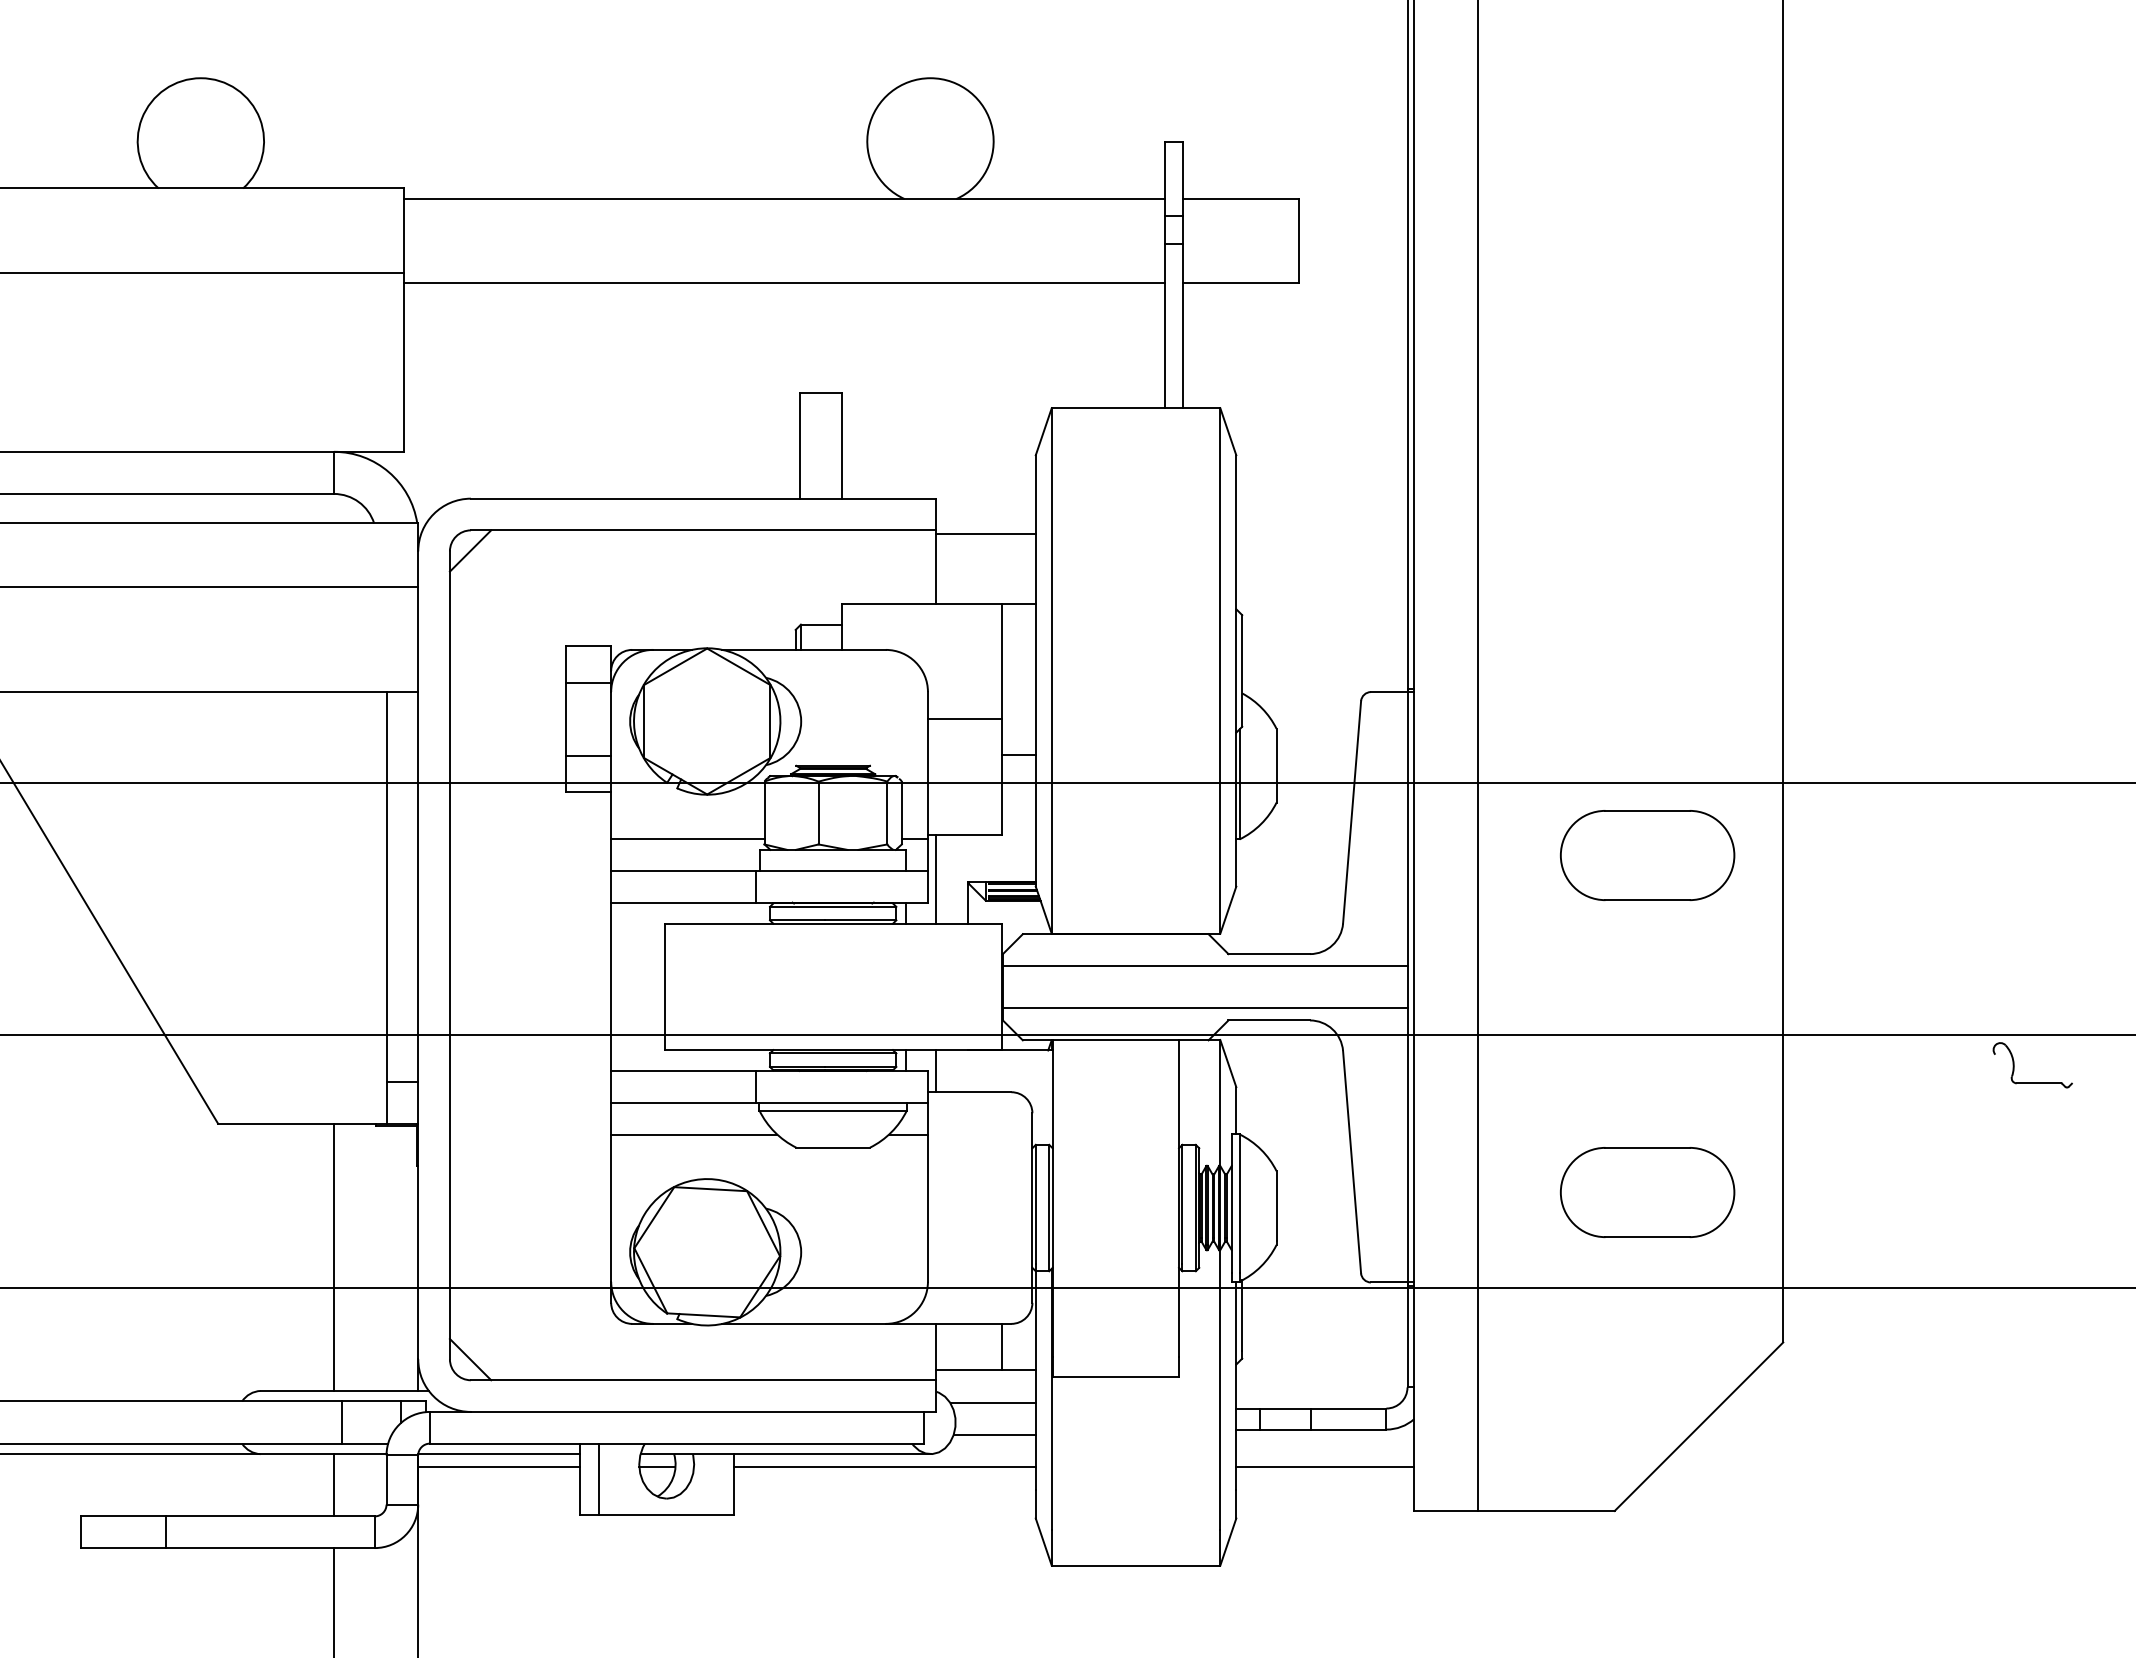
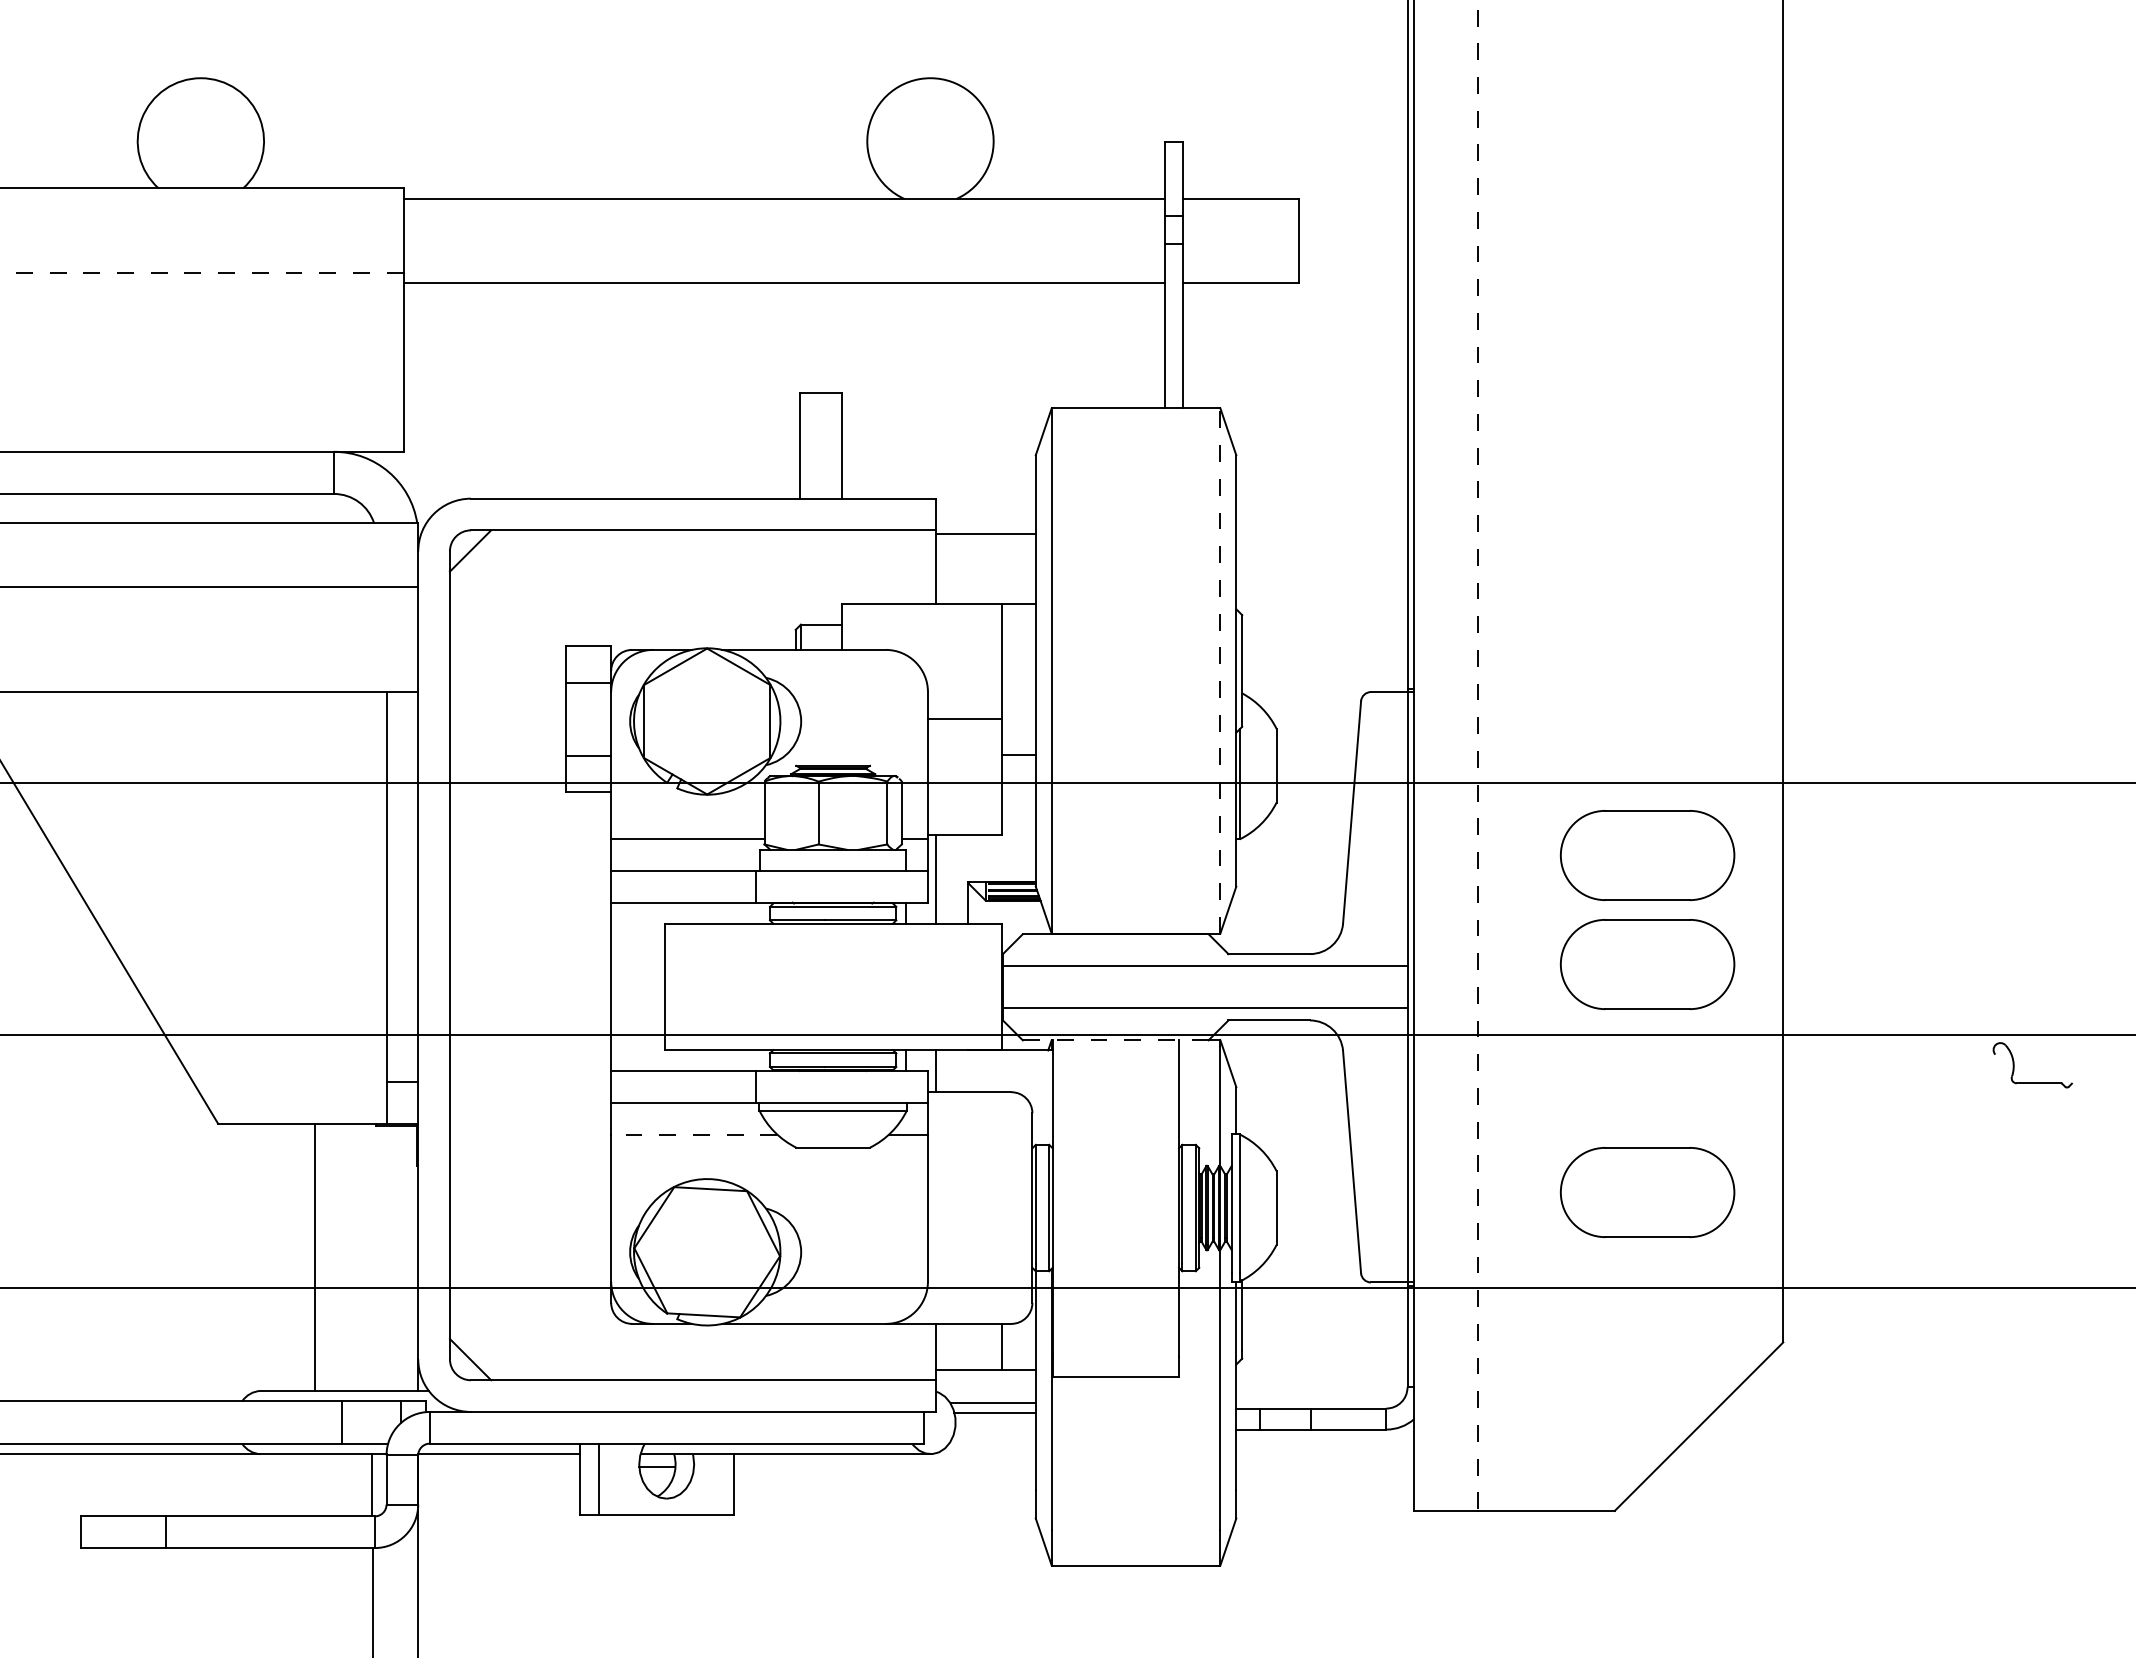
line: solid -> dashed (201, 272)
line: solid -> dashed (1220, 670)
line: solid -> dashed (1478, 756)
part: none -> present (1647, 964)
line: solid -> dashed (1115, 1040)
line: solid -> dashed (693, 1134)
line position: (334, 1256) -> (315, 1256) (315, 1256)
line position: (994, 1435) -> (994, 1413) (994, 1413)
line: present -> none (499, 1467)
line: present -> none (884, 1467)
line: present -> none (1325, 1467)
line position: (334, 1485) -> (372, 1485) (372, 1485)
line position: (334, 1601) -> (373, 1601) (373, 1601)
